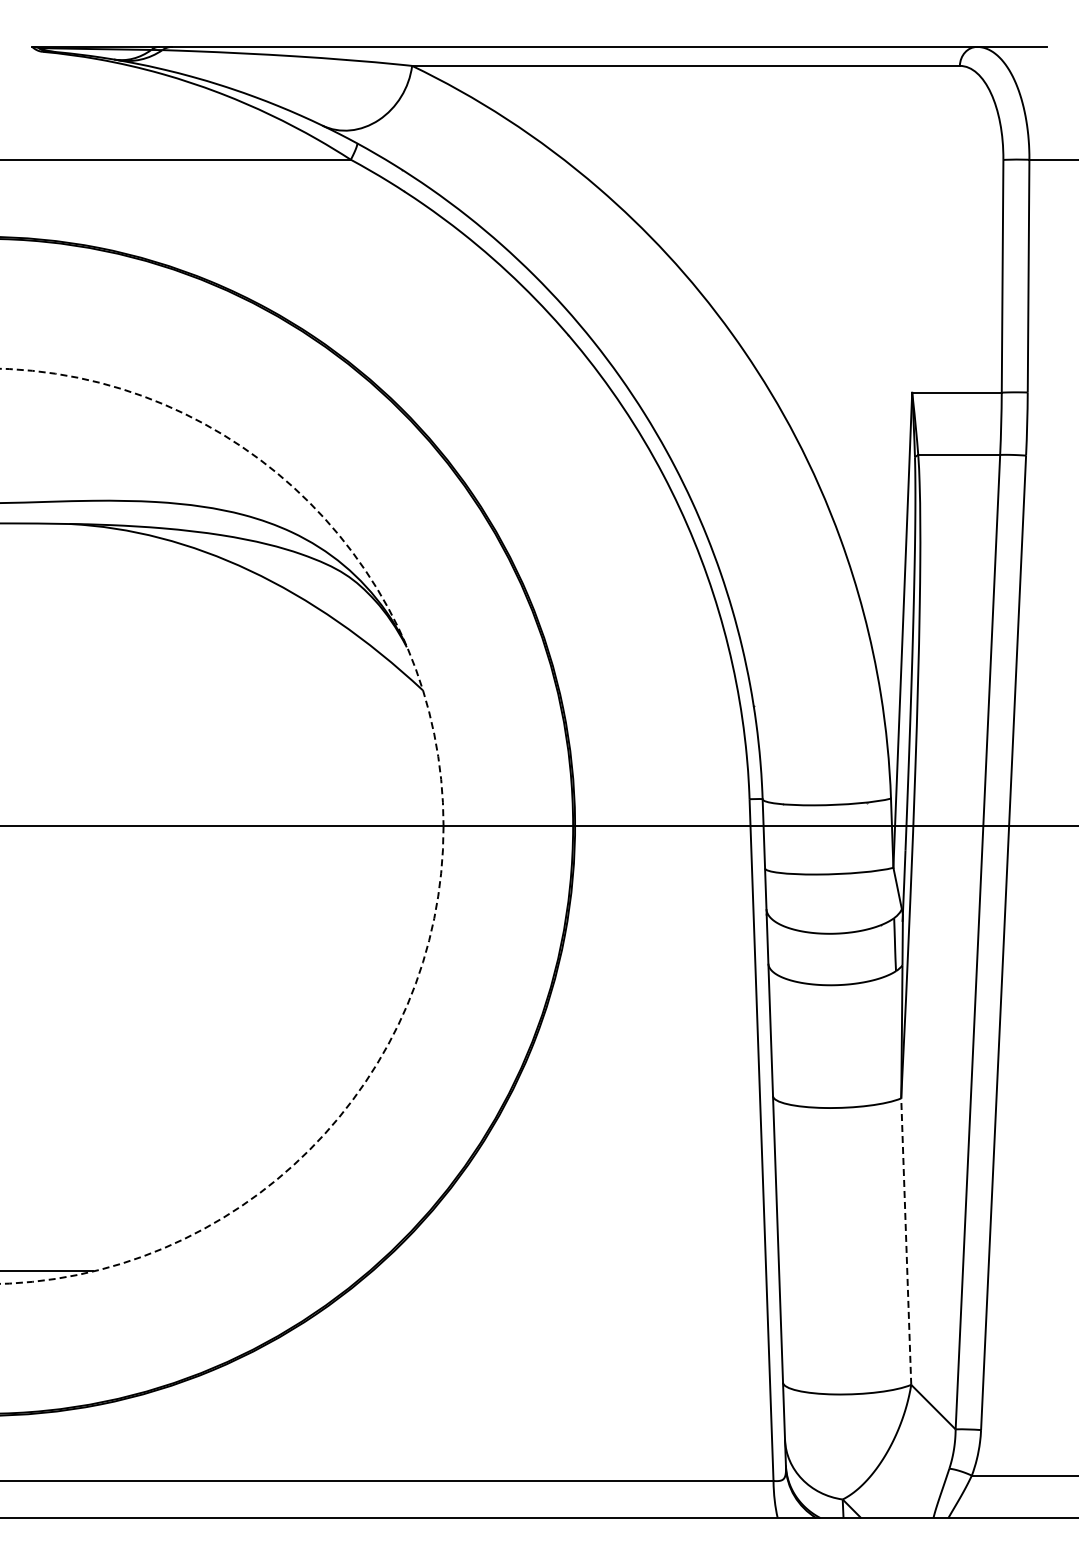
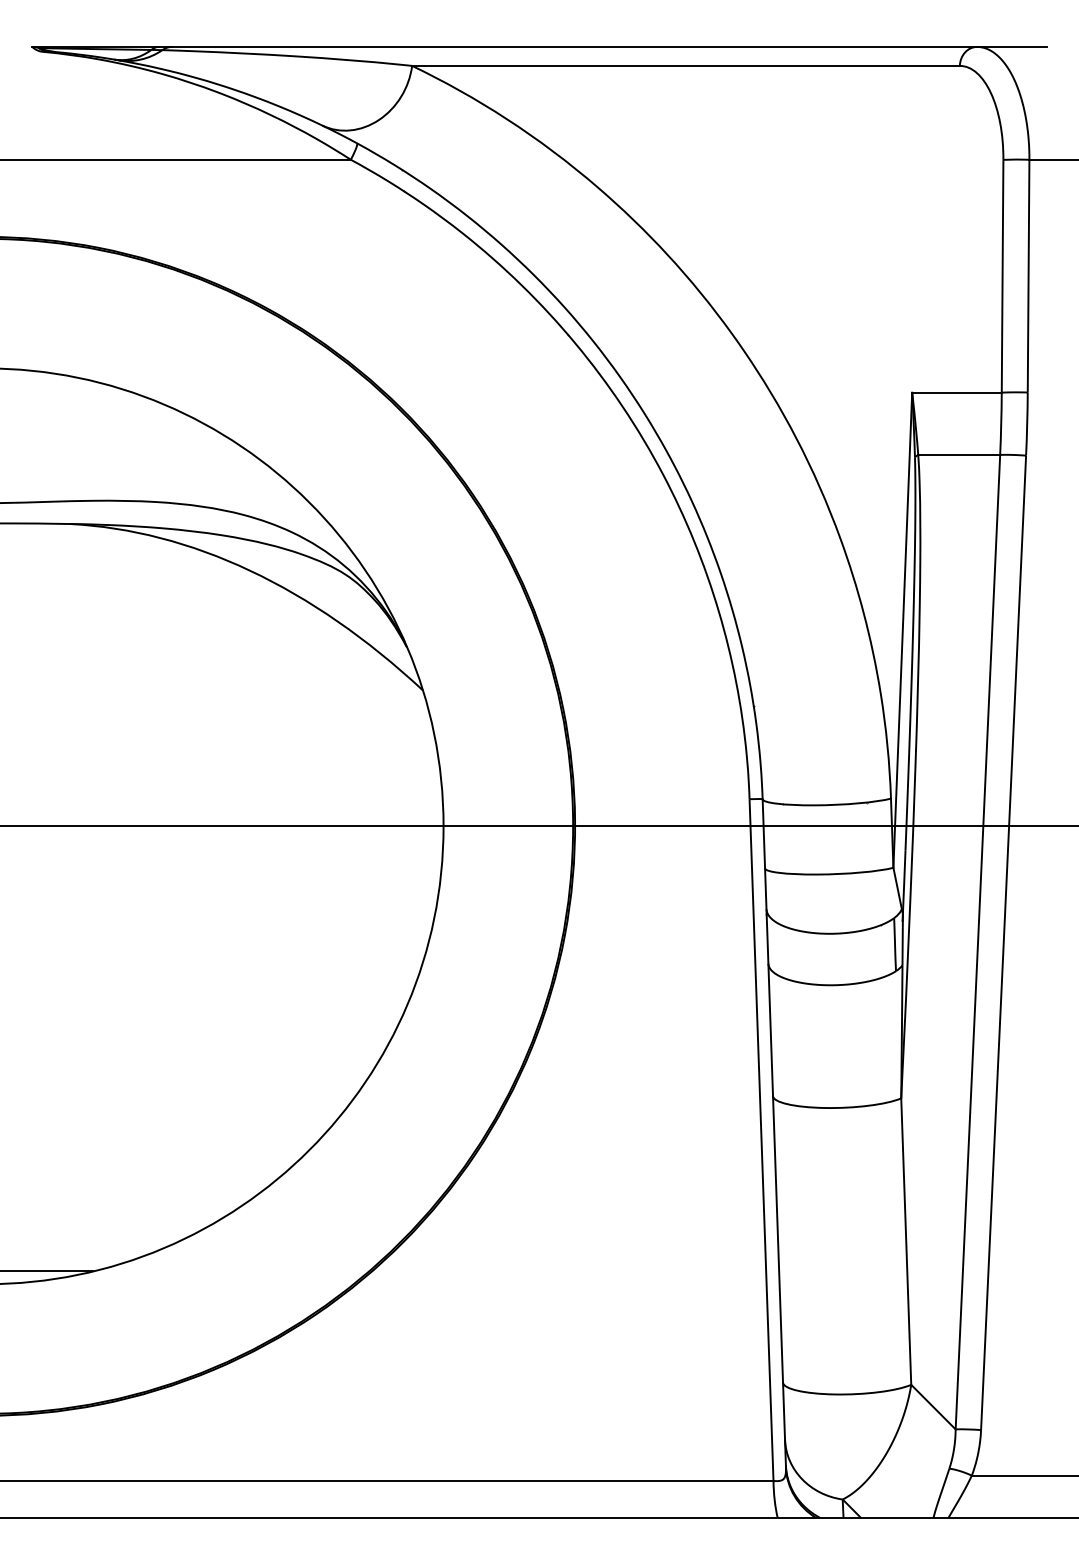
circle: dashed -> solid (221, 825)
line: dashed -> solid (906, 1241)
